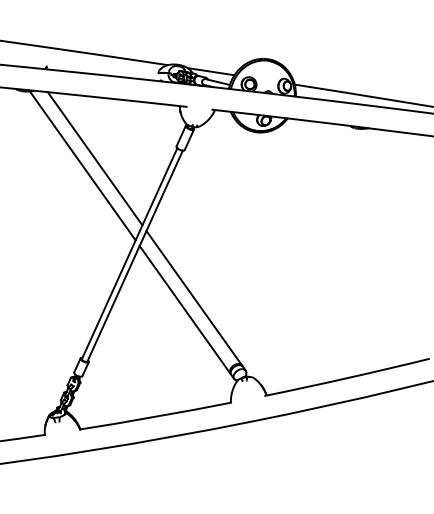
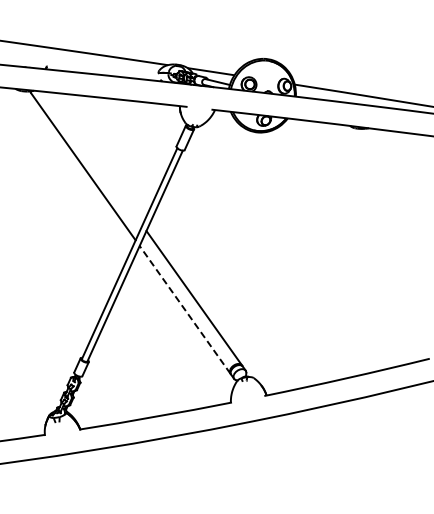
line: present -> none (94, 158)
line: solid -> dashed (184, 309)
